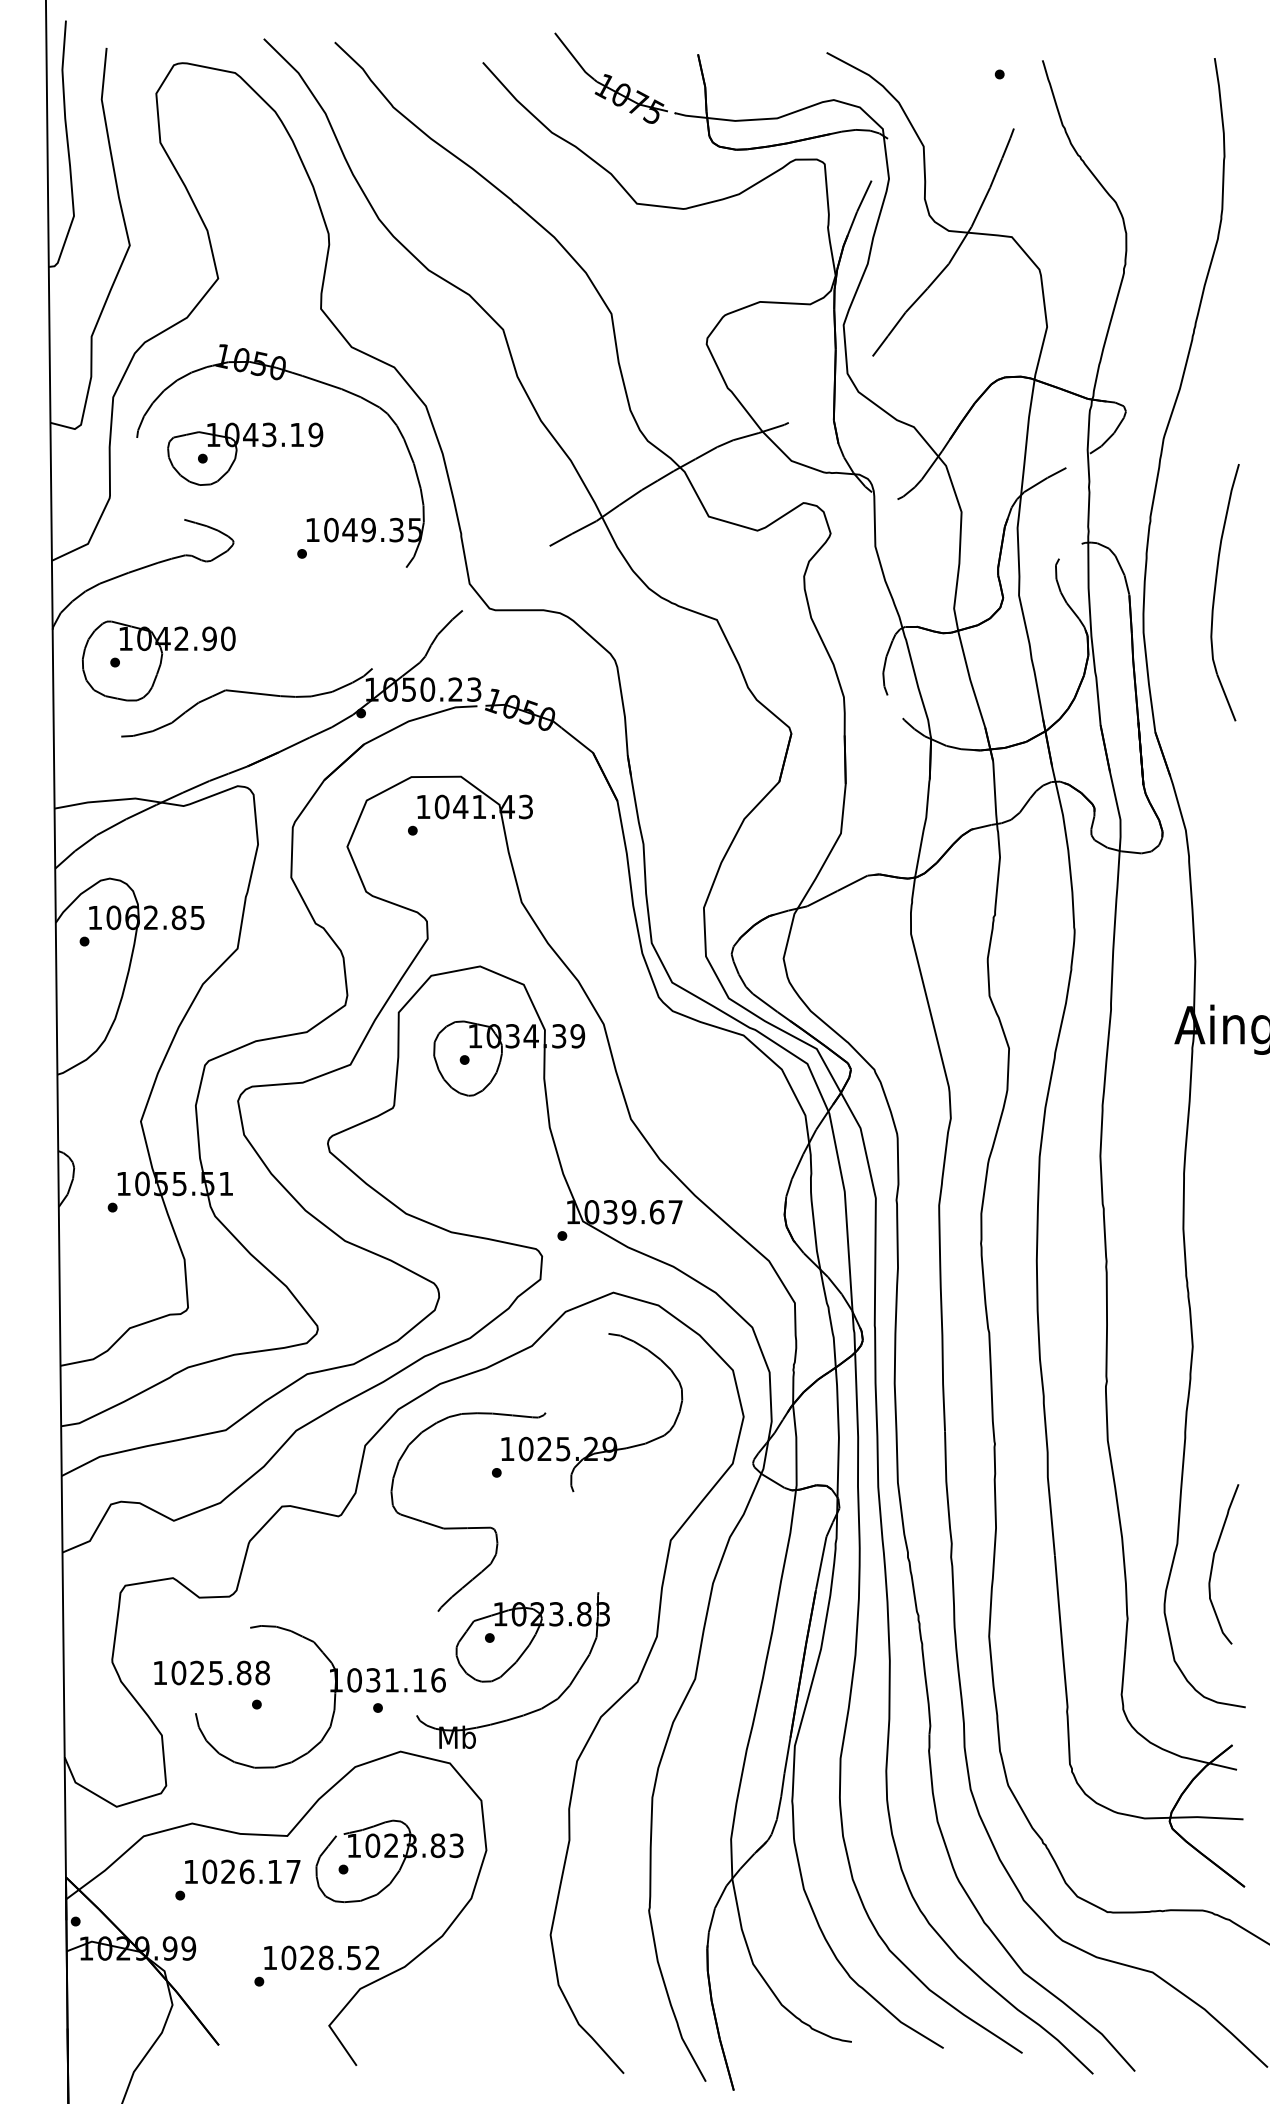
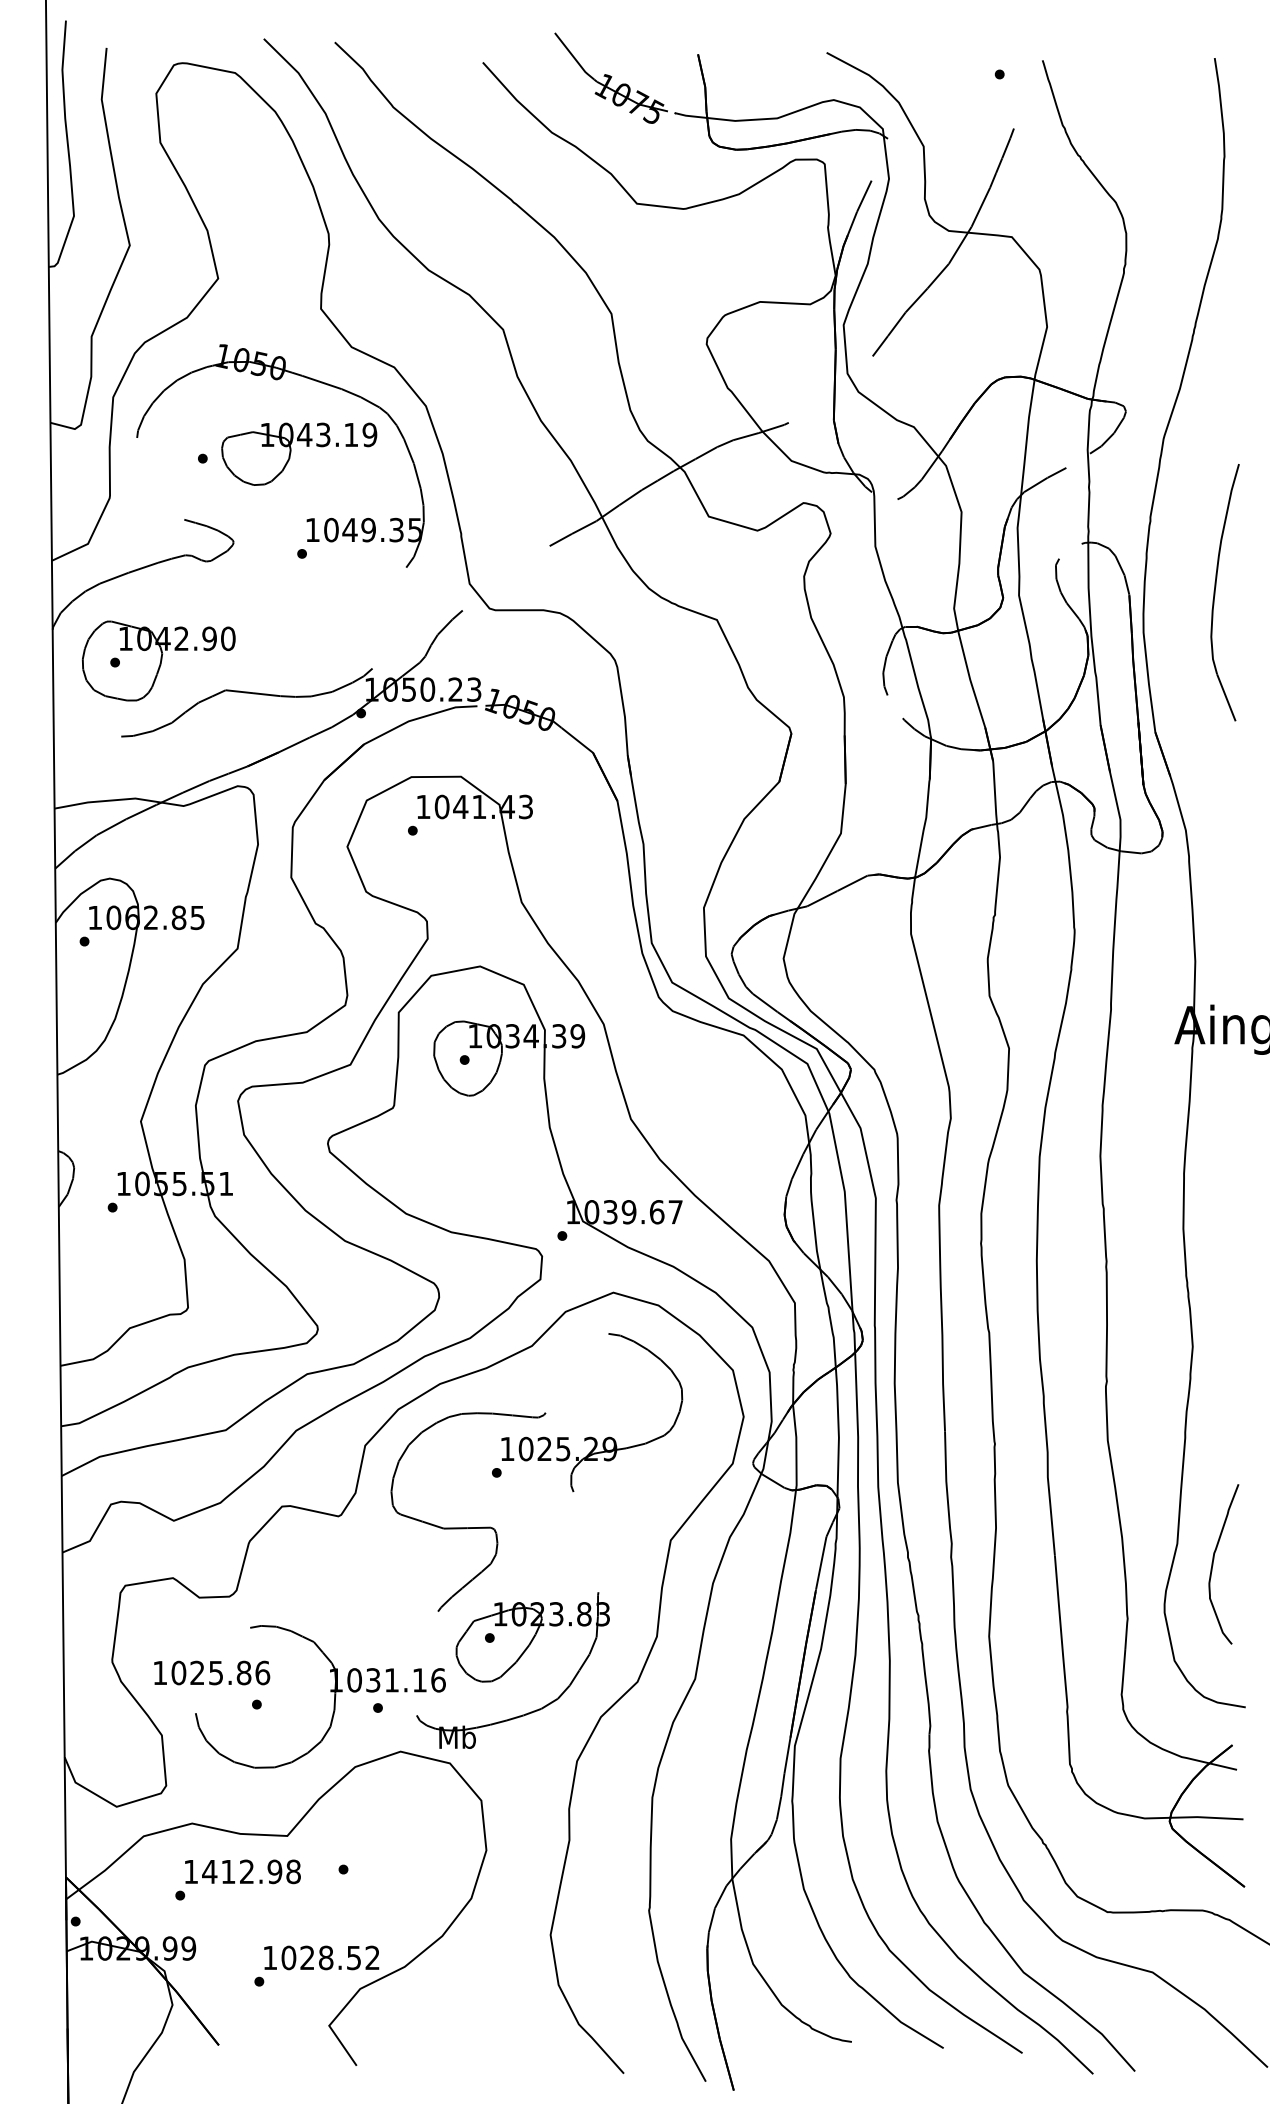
part position: (237, 453) -> (291, 453) (291, 453)
text: 1025.88 -> 1025.86 (262, 1672)
part: present -> none (389, 1861)
text: 1026.17 -> 1412.98 (251, 1871)
